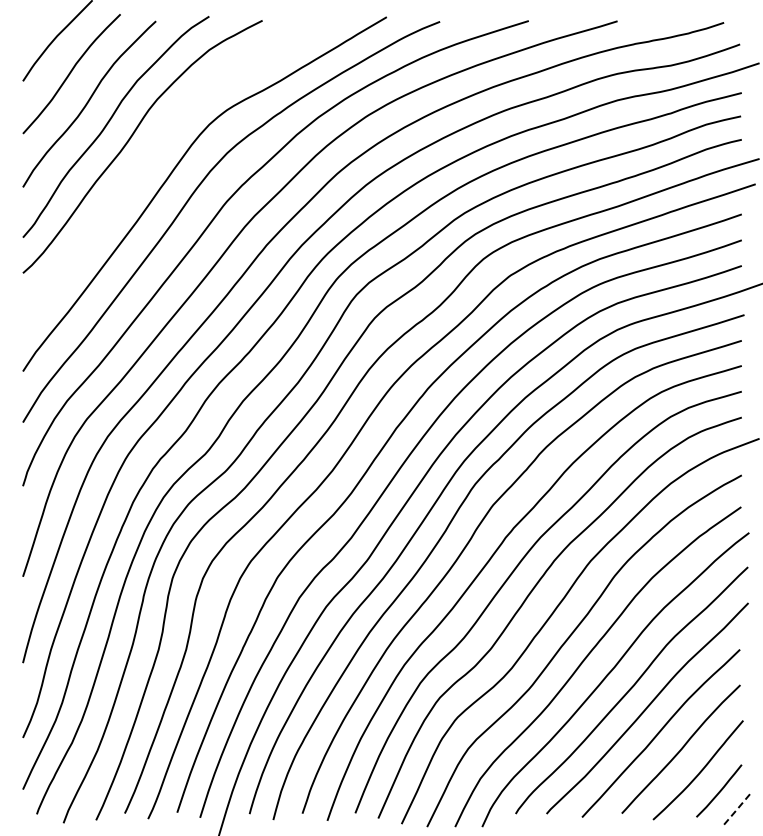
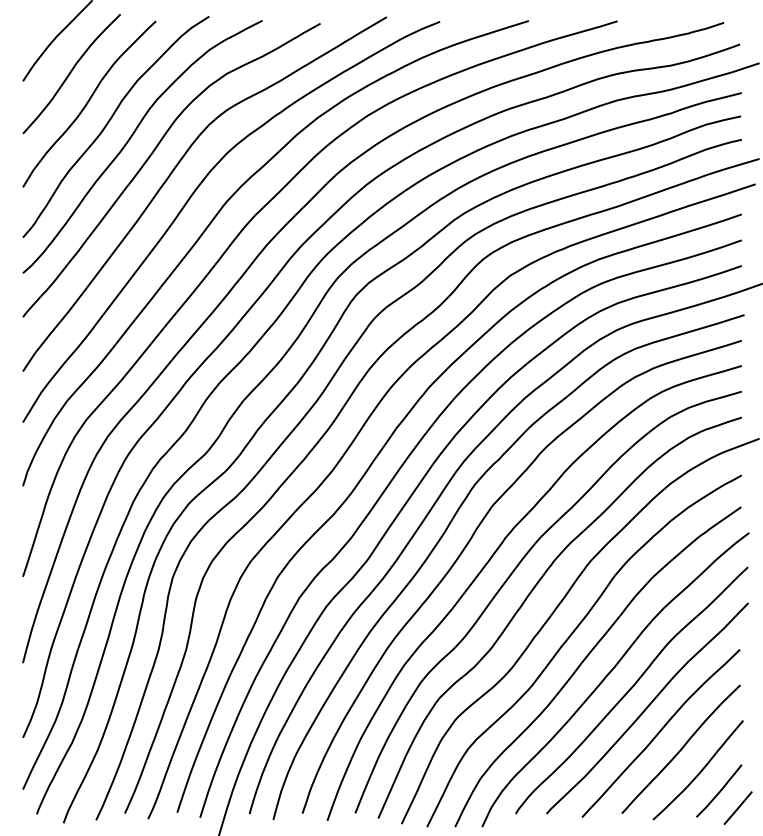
curve: none -> present (150, 157)
line: dashed -> solid (737, 808)
